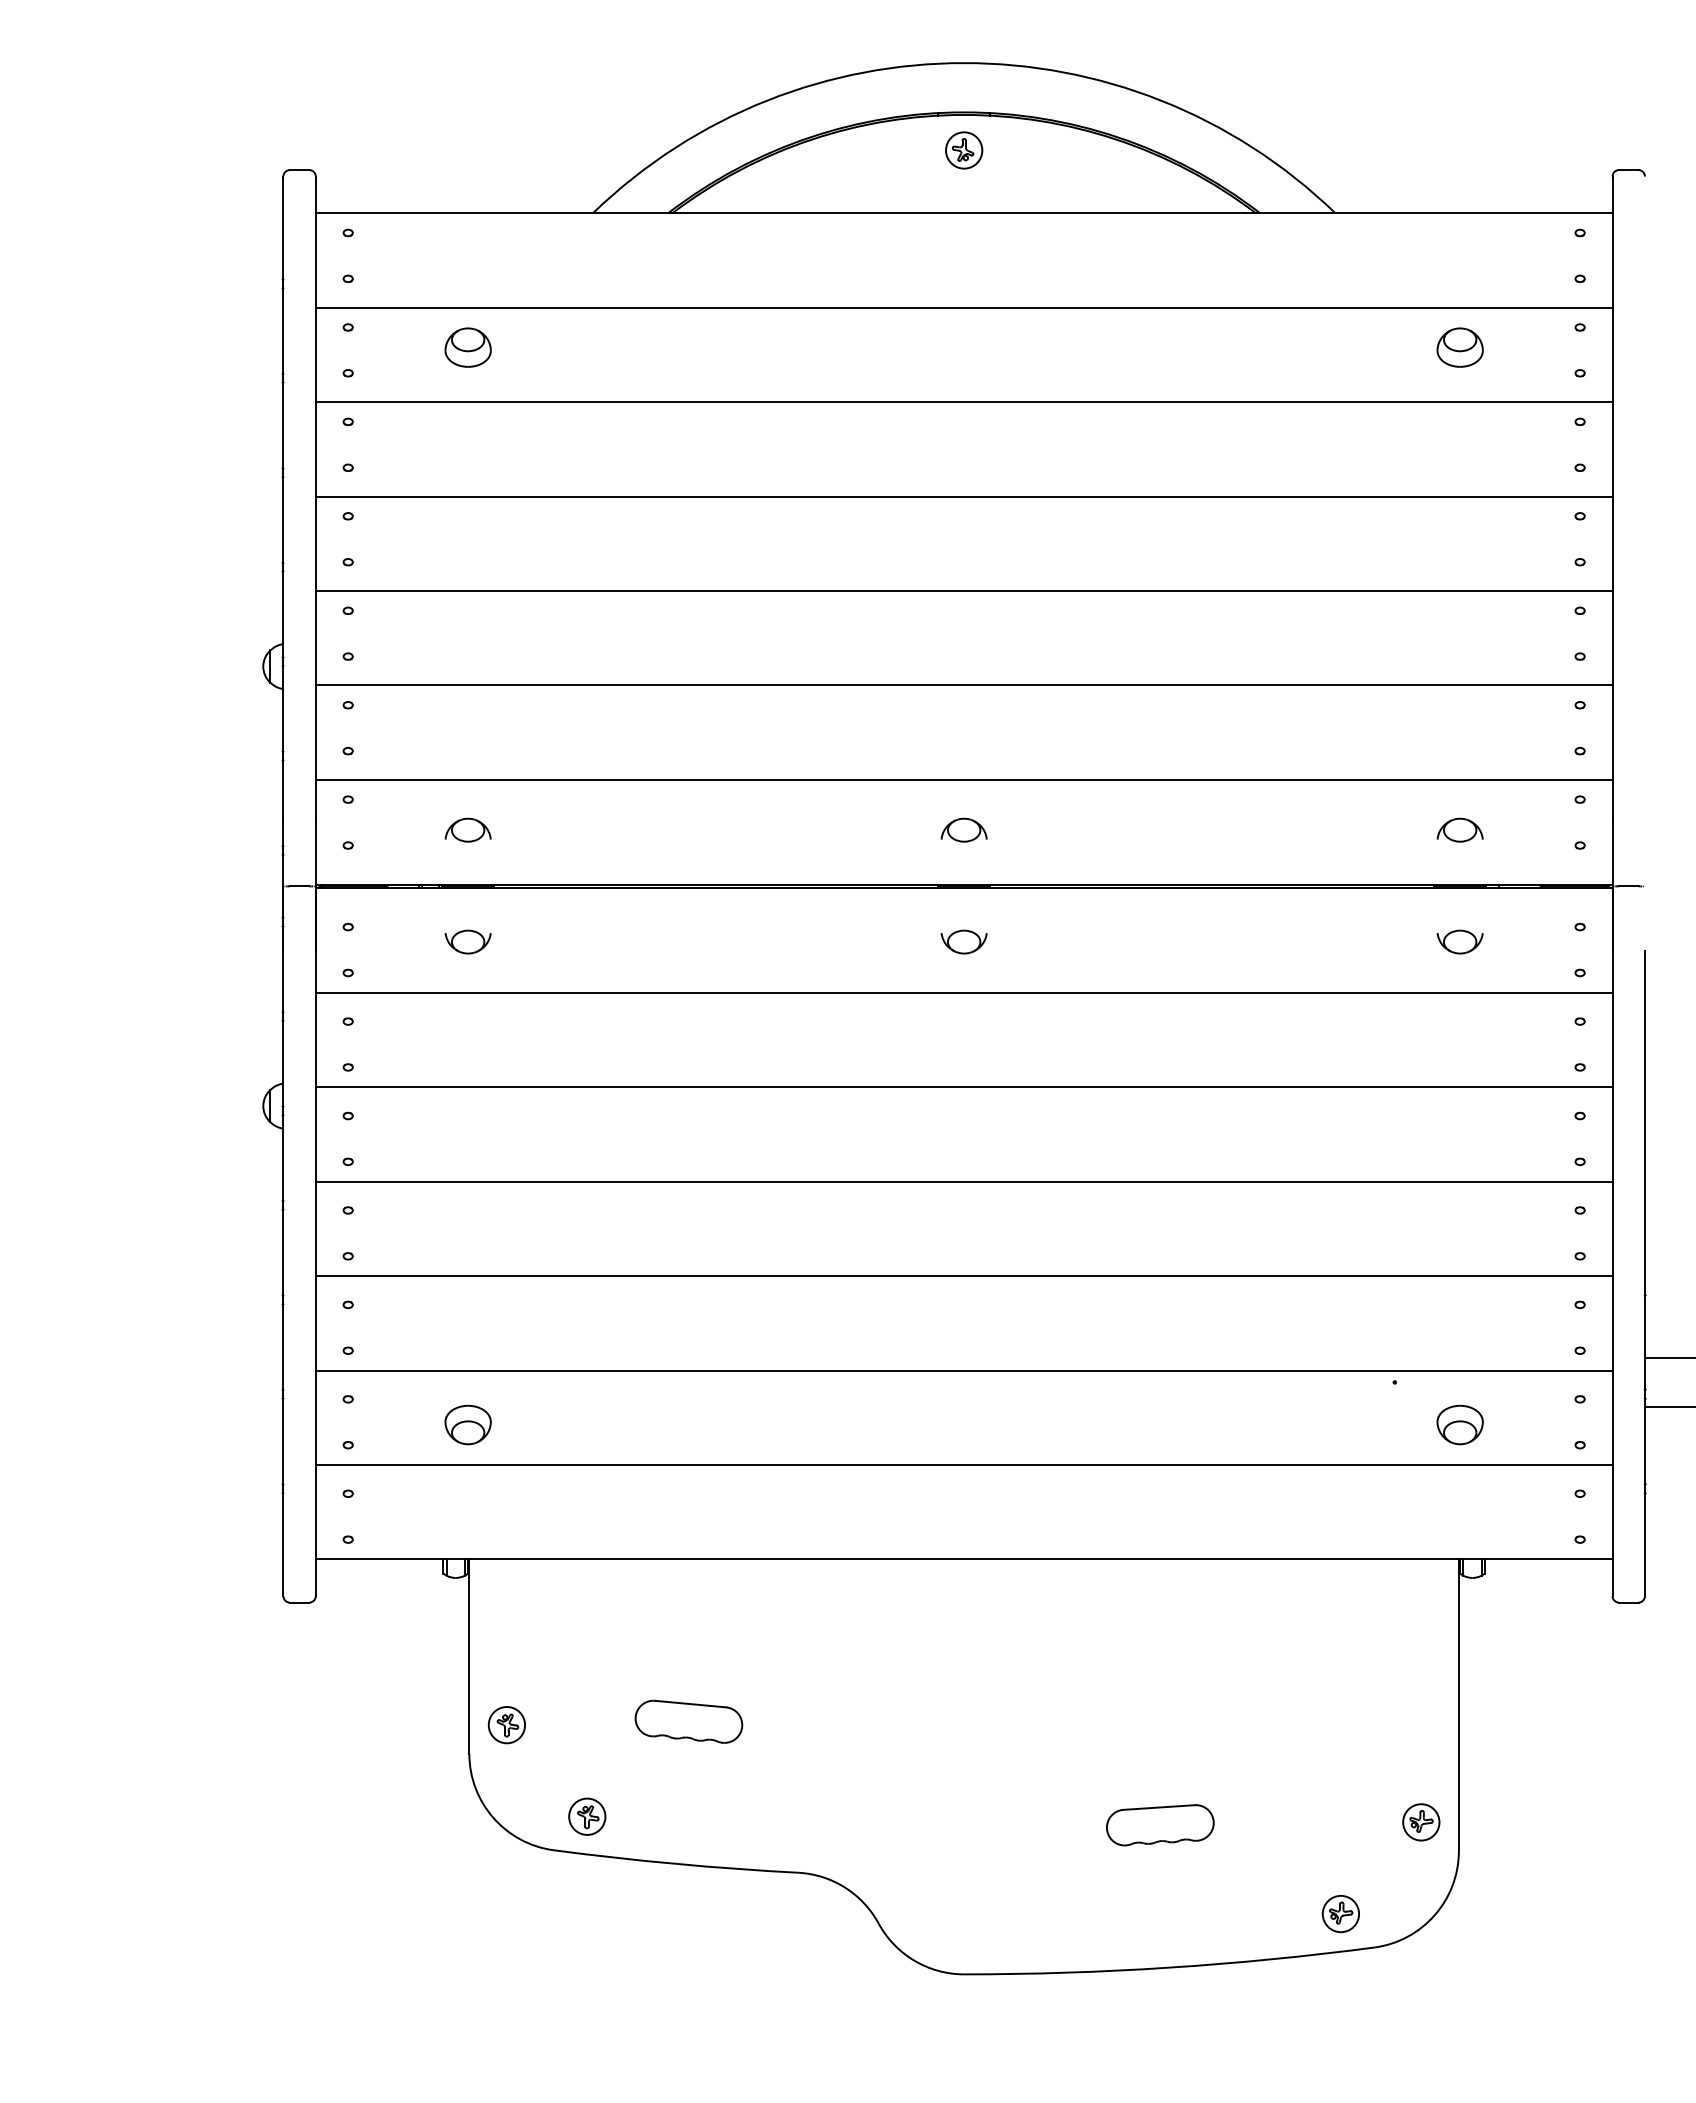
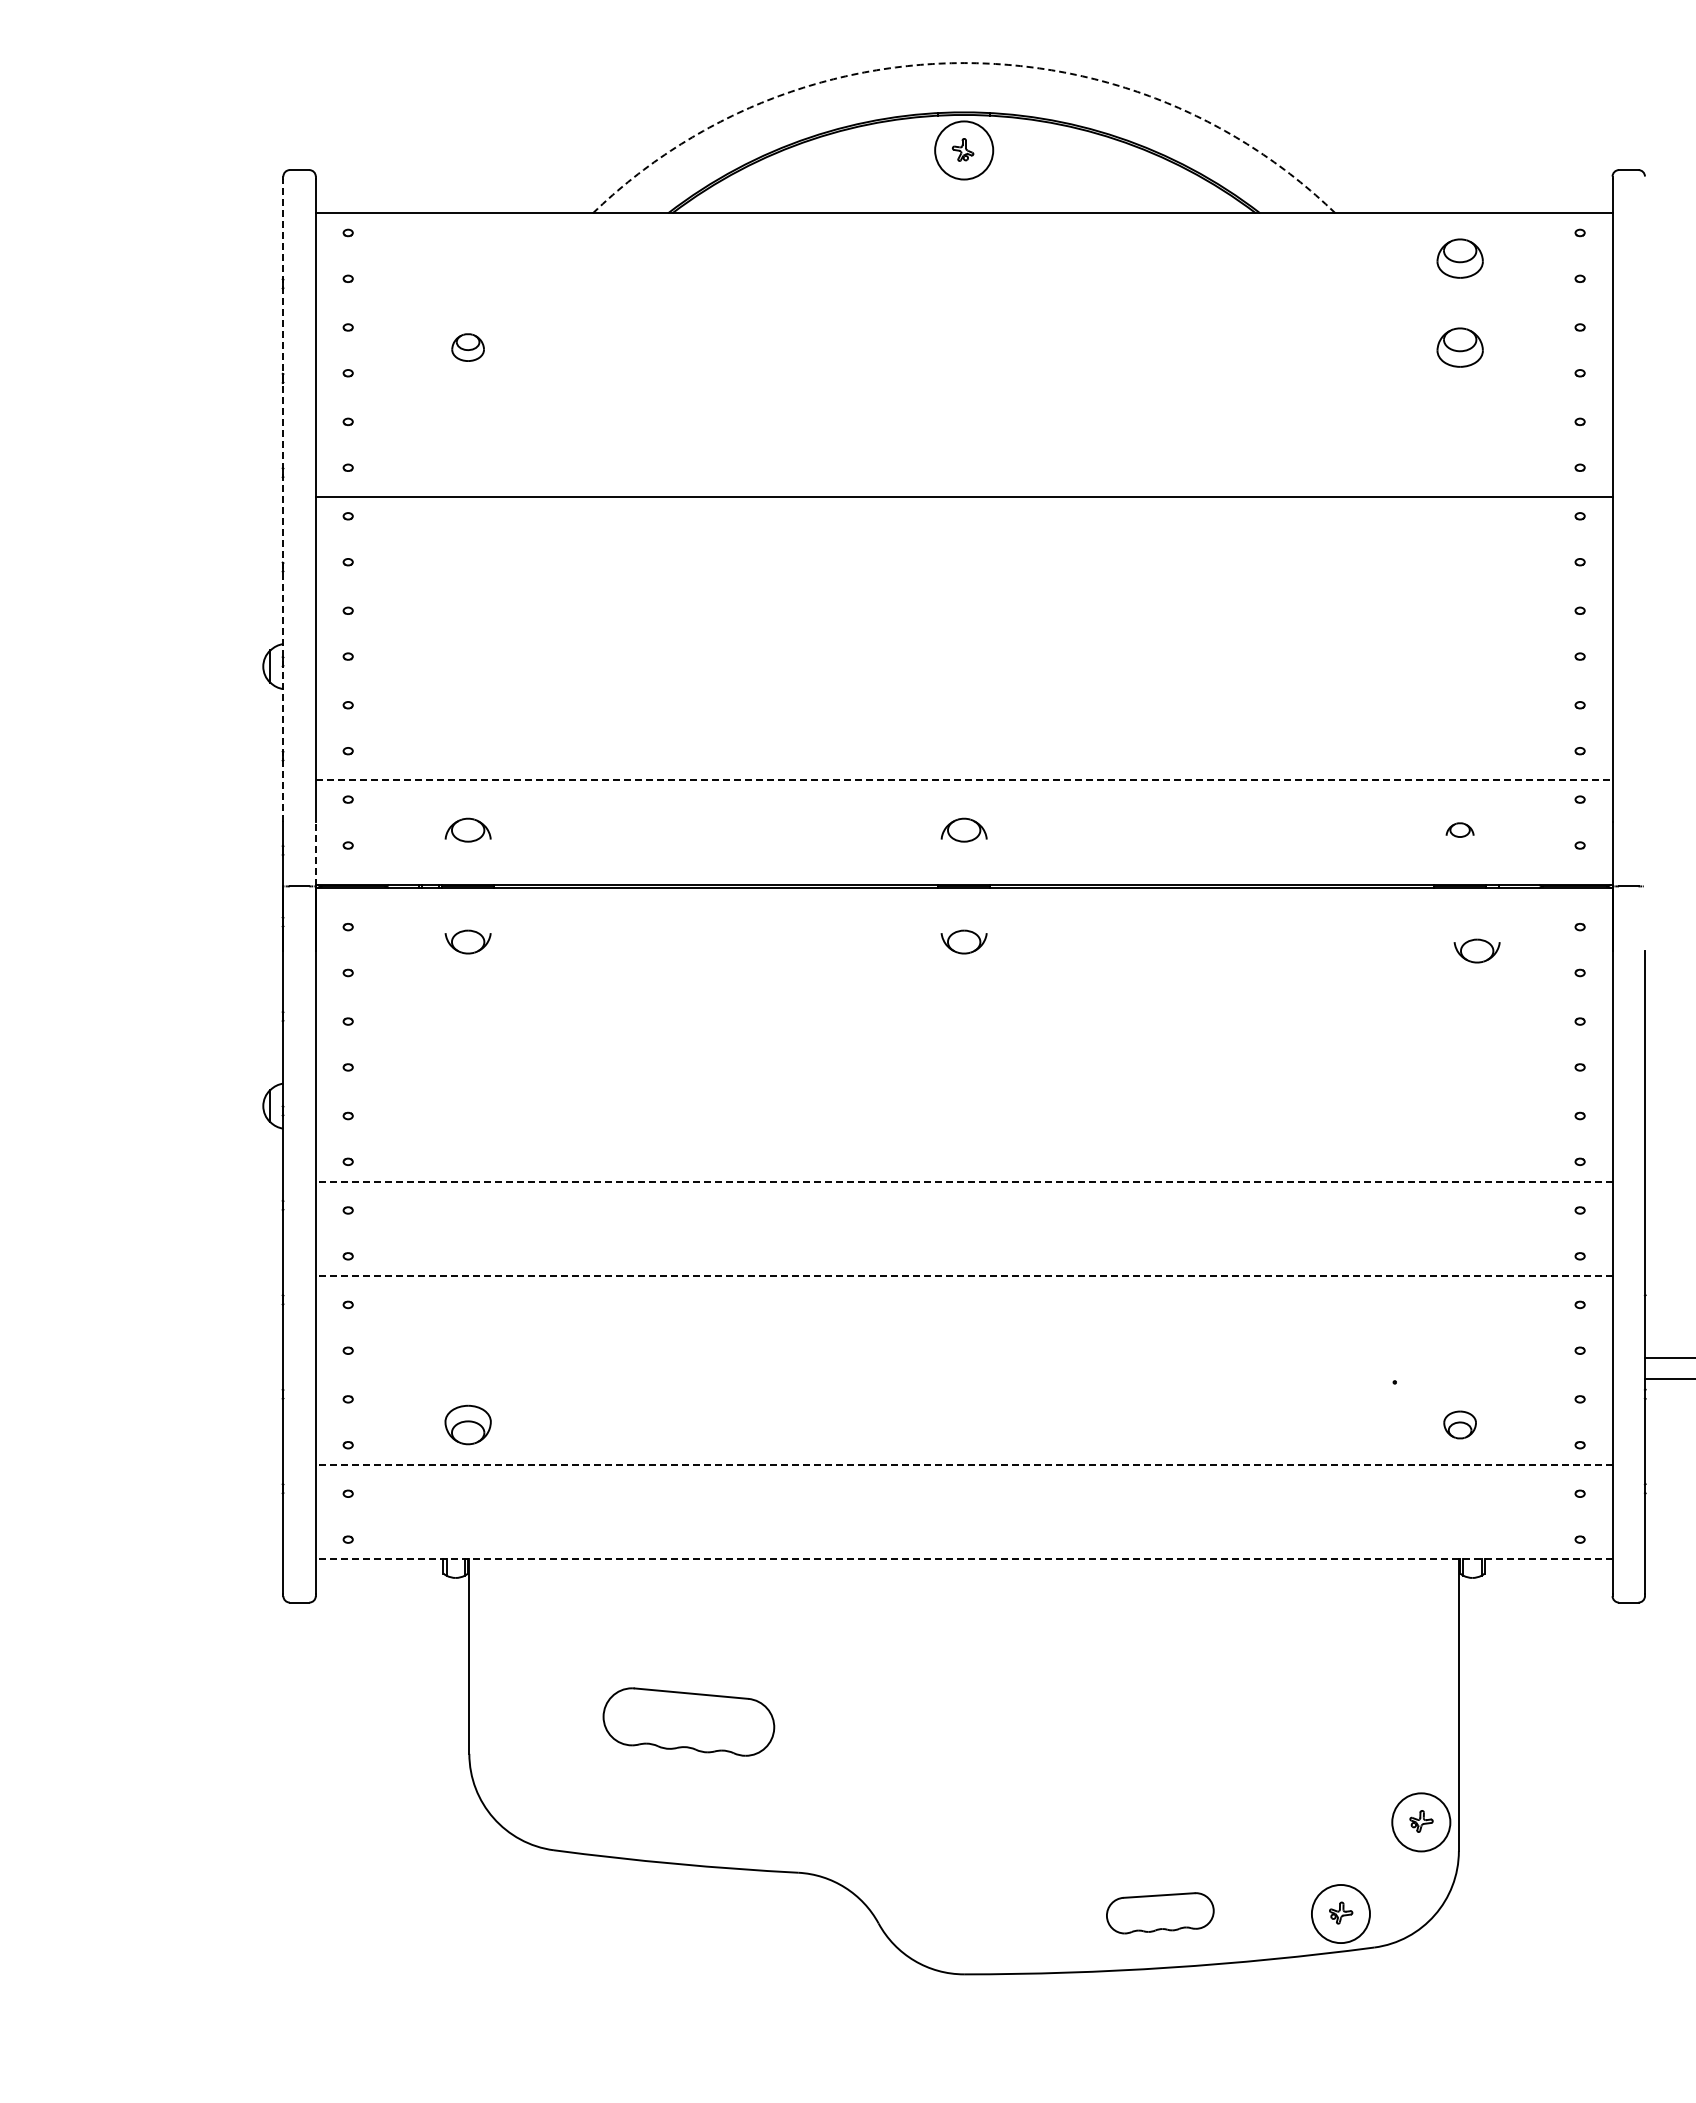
arc: solid -> dashed (964, 63)
circle diameter: 36 px -> 58 px (964, 150)
part: none -> present (1459, 258)
line: present -> none (963, 307)
part size: 48x41 px -> 34x29 px (467, 347)
line: present -> none (963, 402)
line: solid -> dashed (283, 500)
line: present -> none (963, 591)
line: present -> none (963, 685)
line: solid -> dashed (964, 779)
part size: 48x26 px -> 30x16 px (1459, 829)
line: solid -> dashed (315, 853)
part position: (1459, 941) -> (1476, 950) (1476, 950)
line: present -> none (963, 992)
line: present -> none (963, 1087)
line: solid -> dashed (963, 1181)
line: solid -> dashed (963, 1276)
line: present -> none (963, 1370)
line position: (1668, 1407) -> (1668, 1379) (1668, 1379)
part size: 48x42 px -> 34x30 px (1459, 1424)
line: solid -> dashed (963, 1465)
line: solid -> dashed (963, 1559)
part size: 110x45 px -> 174x70 px (688, 1721)
part: present -> none (506, 1725)
part: present -> none (587, 1816)
circle diameter: 36 px -> 58 px (1421, 1822)
part position: (1160, 1825) -> (1160, 1913) (1160, 1913)
circle diameter: 36 px -> 58 px (1340, 1913)
